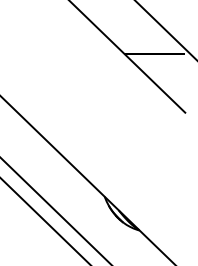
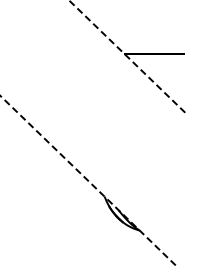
line: present -> none (165, 29)
line: solid -> dashed (127, 56)
line: solid -> dashed (88, 180)
line: present -> none (55, 210)
line: present -> none (44, 220)
